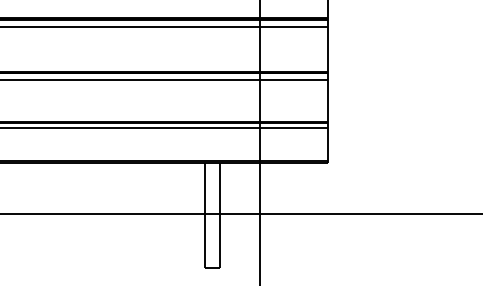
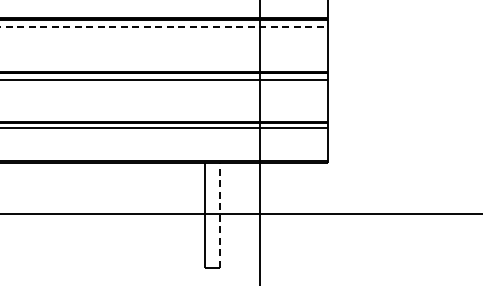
line: solid -> dashed (164, 27)
line: solid -> dashed (220, 215)
